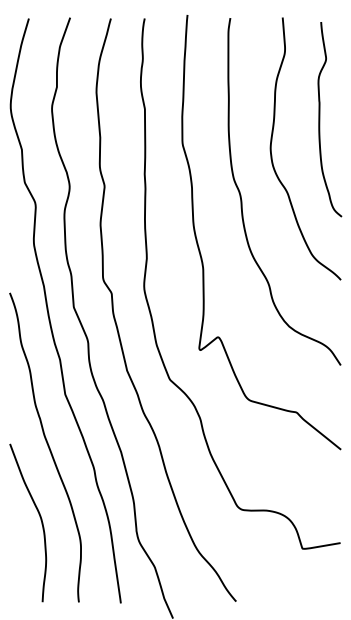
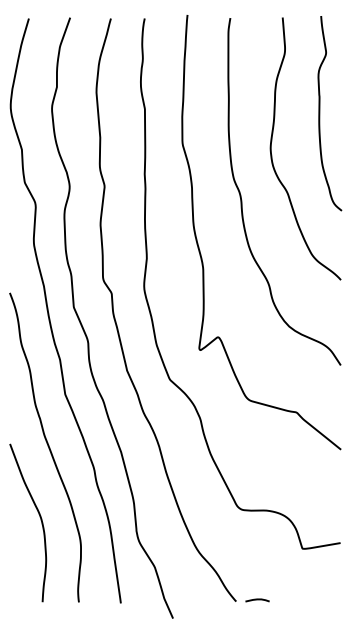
curve position: (320, 119) -> (320, 113) (320, 113)
curve: none -> present (257, 600)
